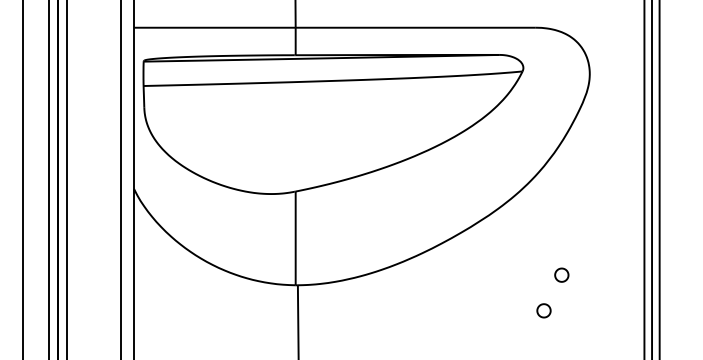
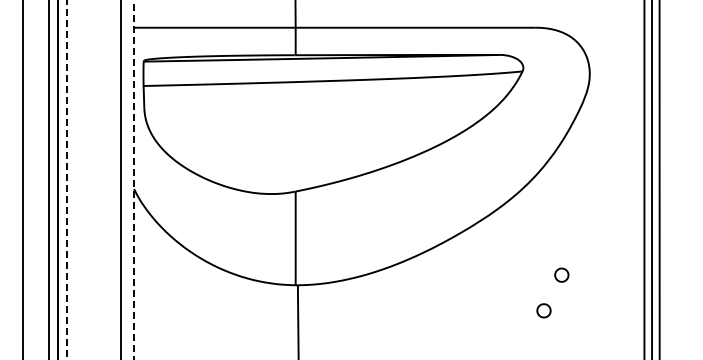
line: solid -> dashed (67, 180)
line: solid -> dashed (134, 180)
